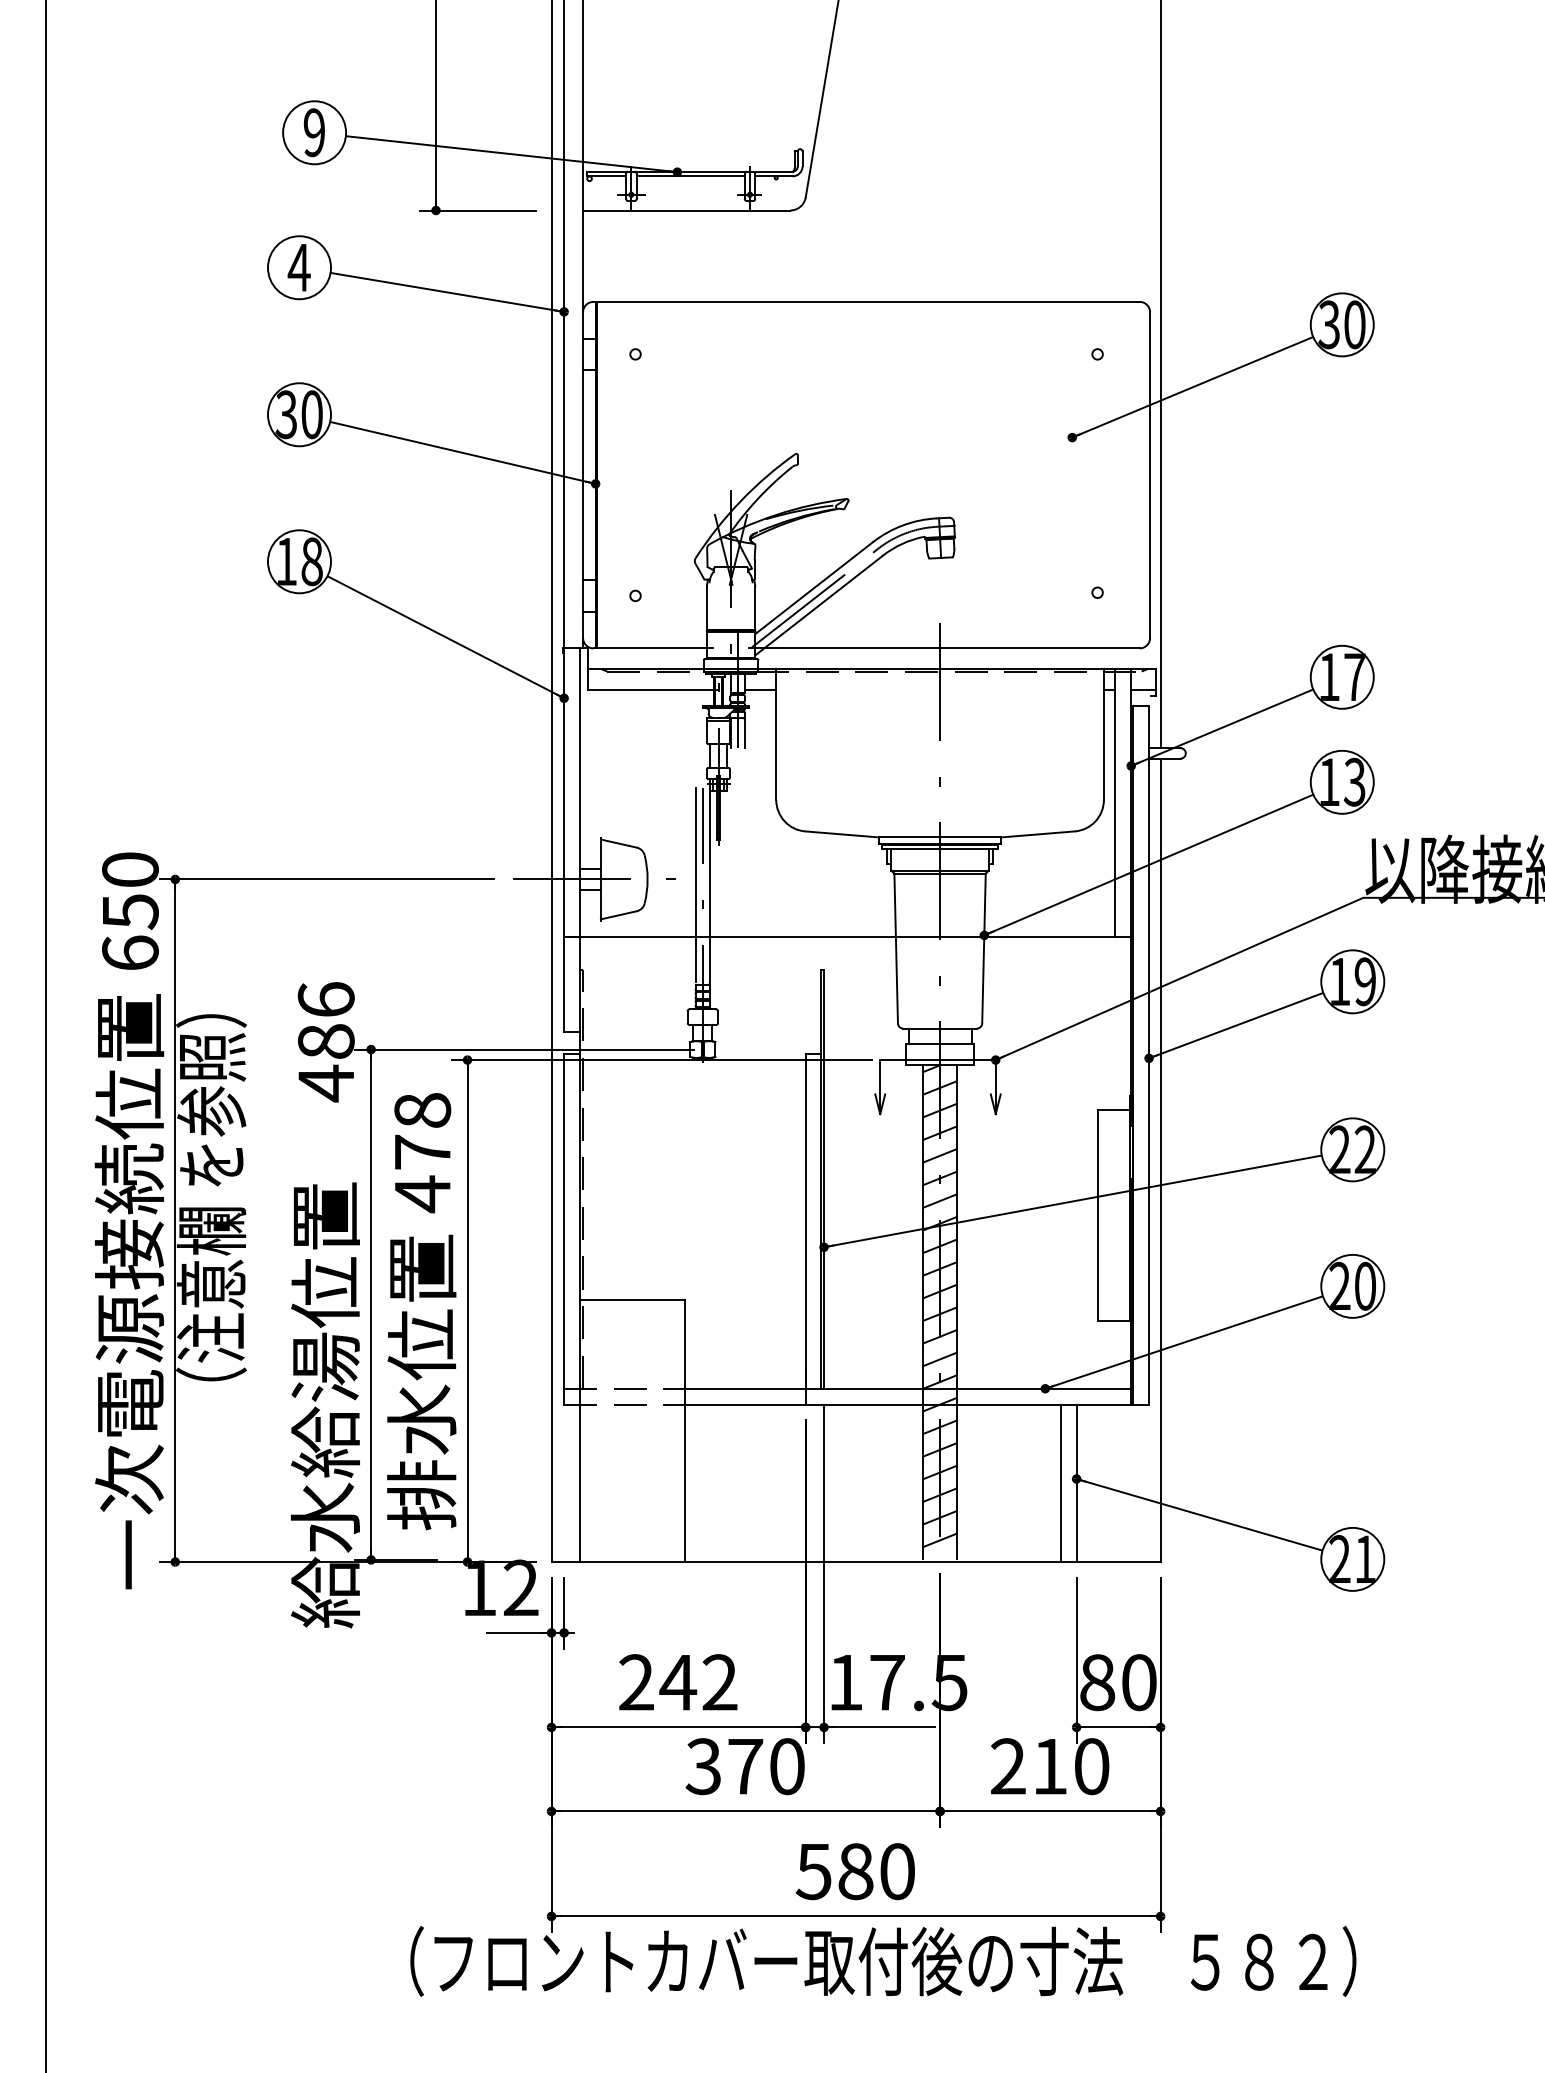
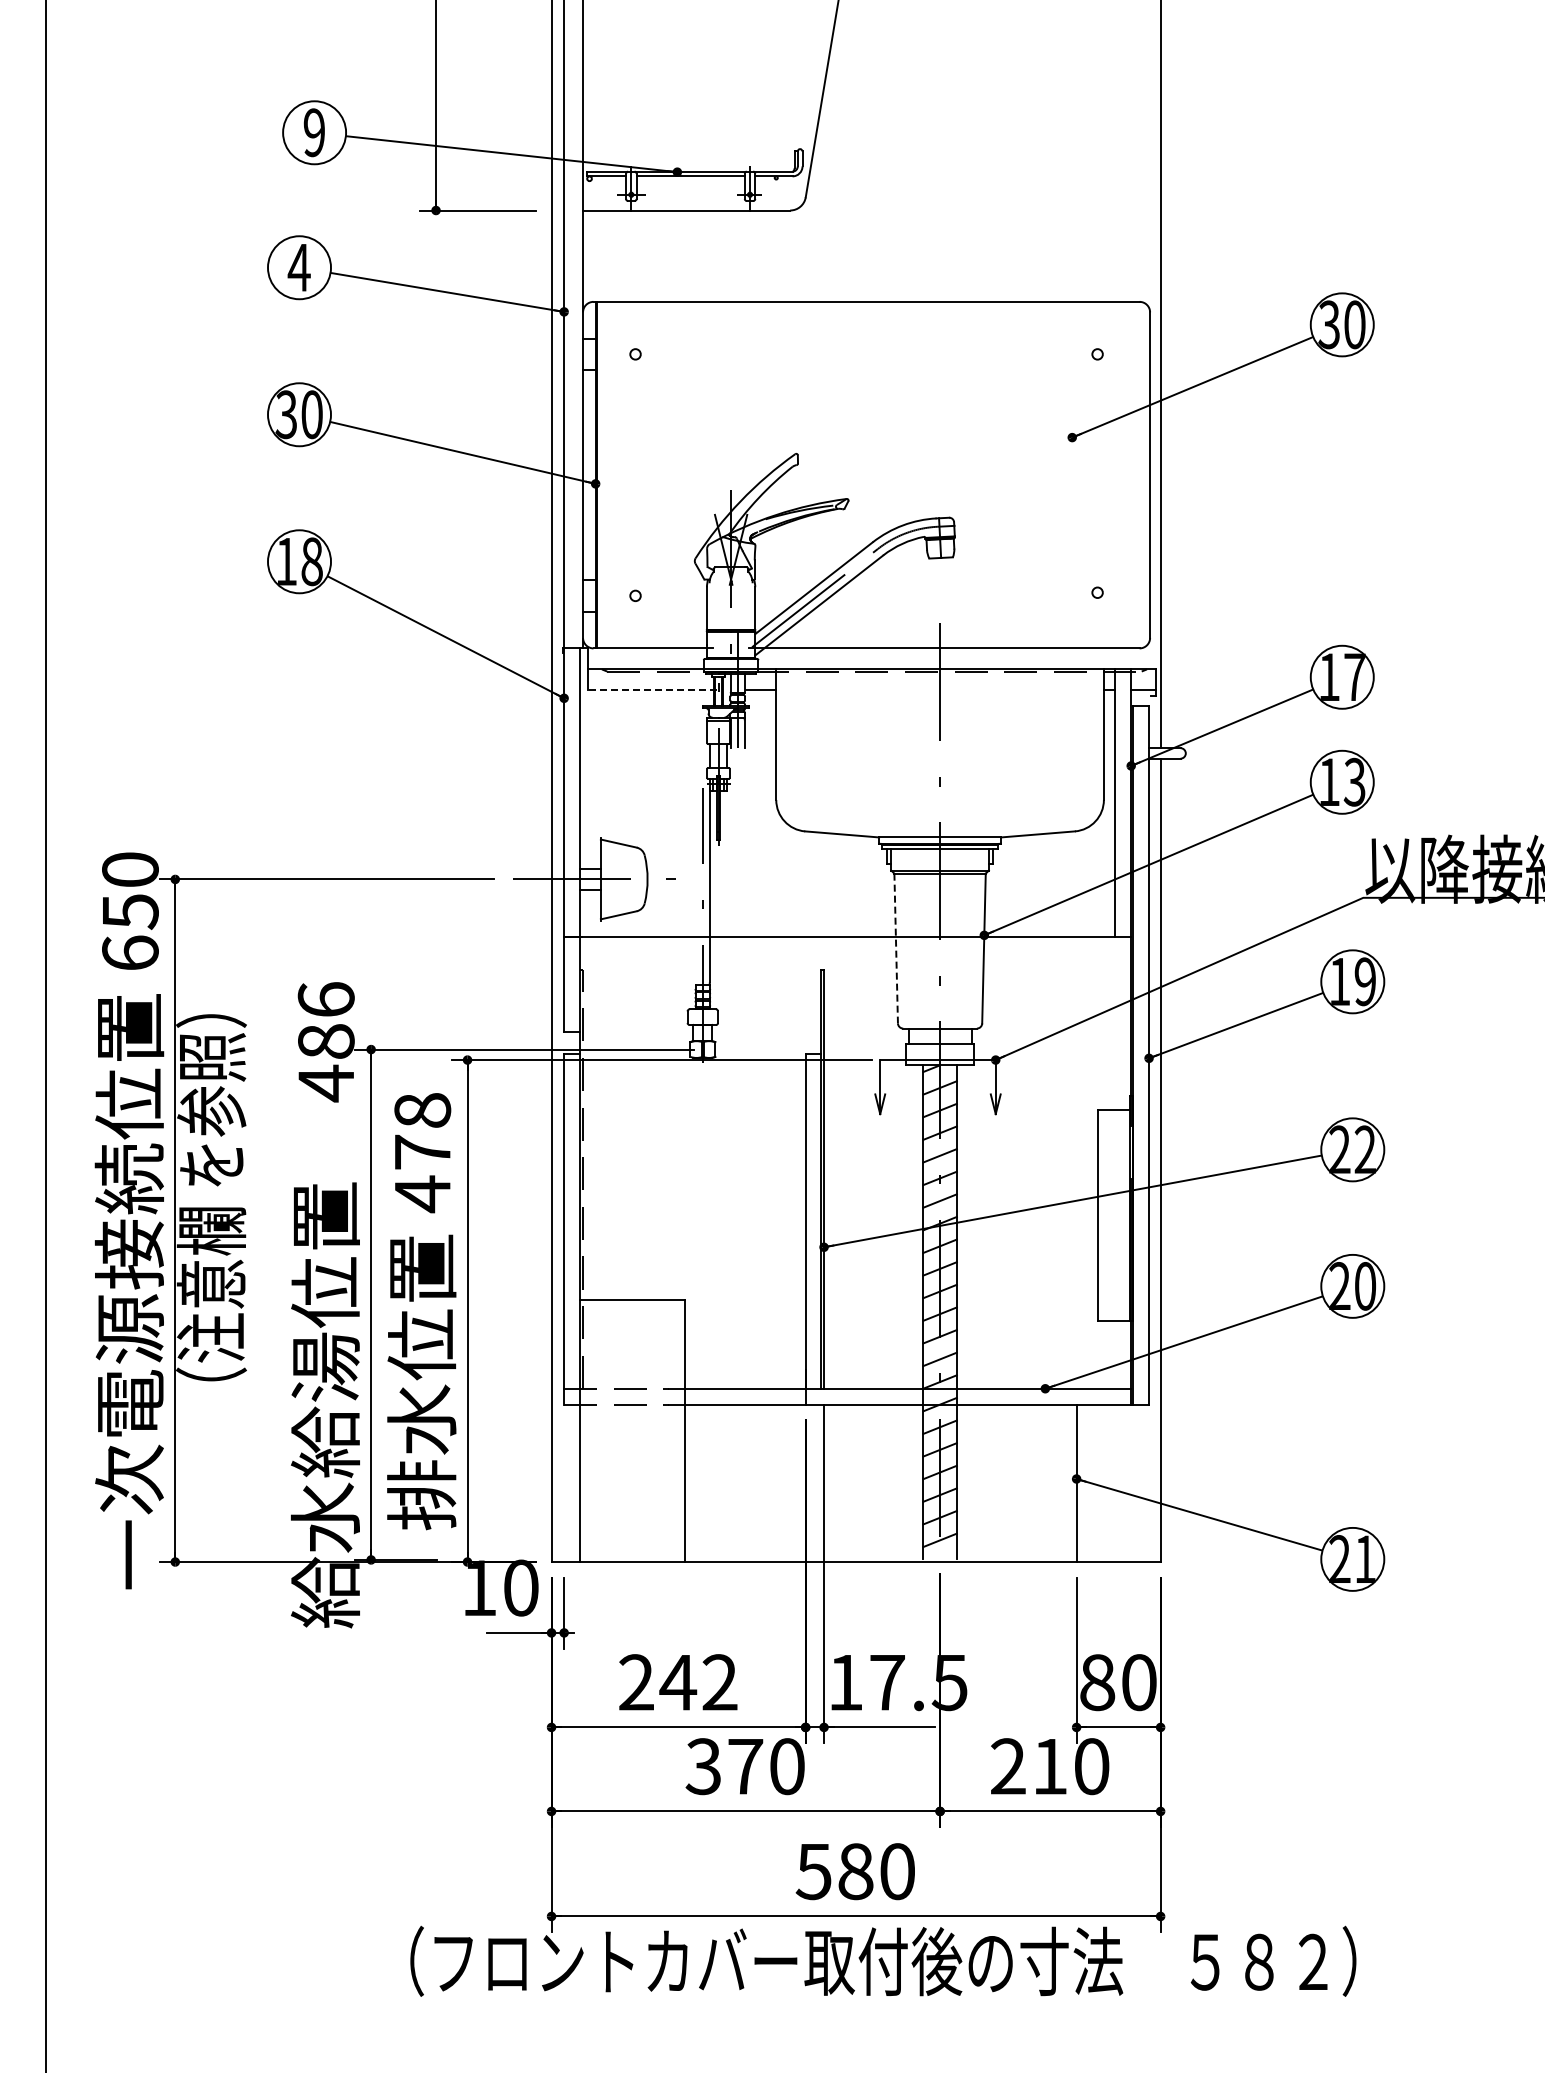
line: solid -> dashed (651, 690)
line: present -> none (695, 884)
line: solid -> dashed (896, 948)
line: present -> none (1060, 1483)
text: 12 -> 10 (520, 1587)
